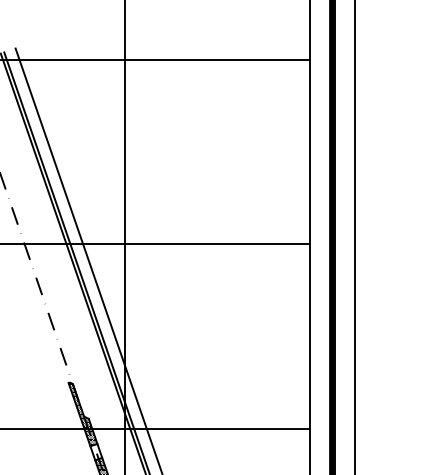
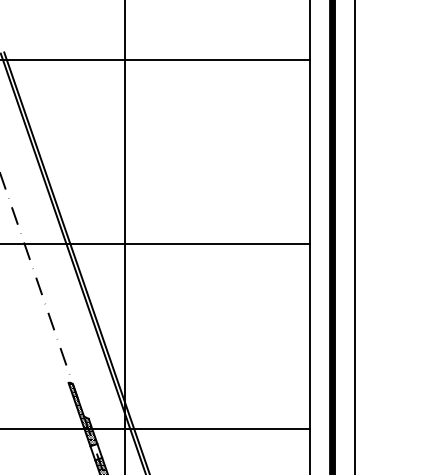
line: present -> none (88, 259)
